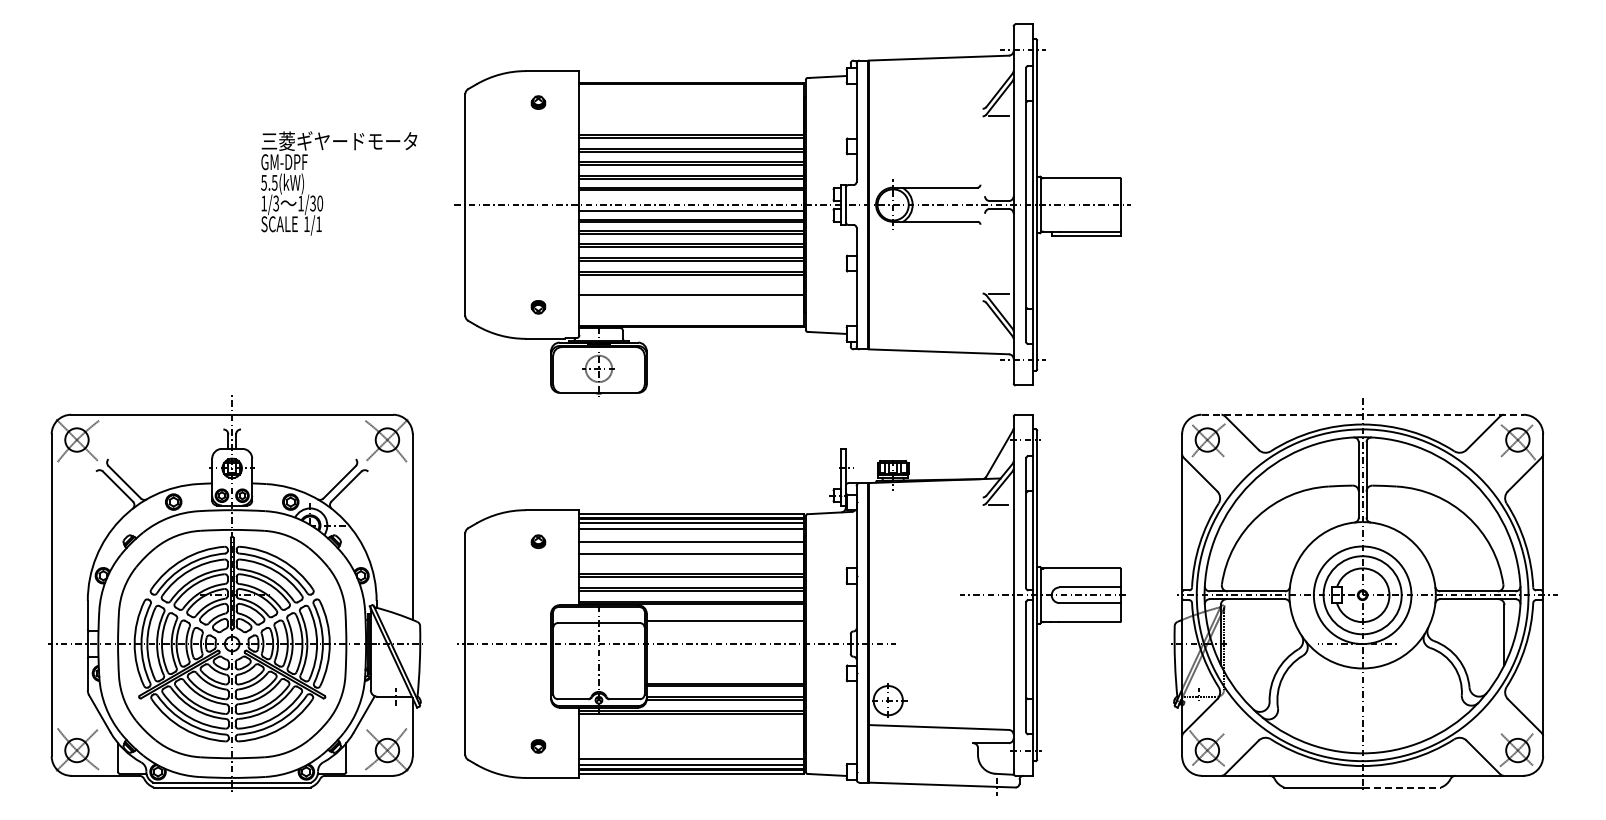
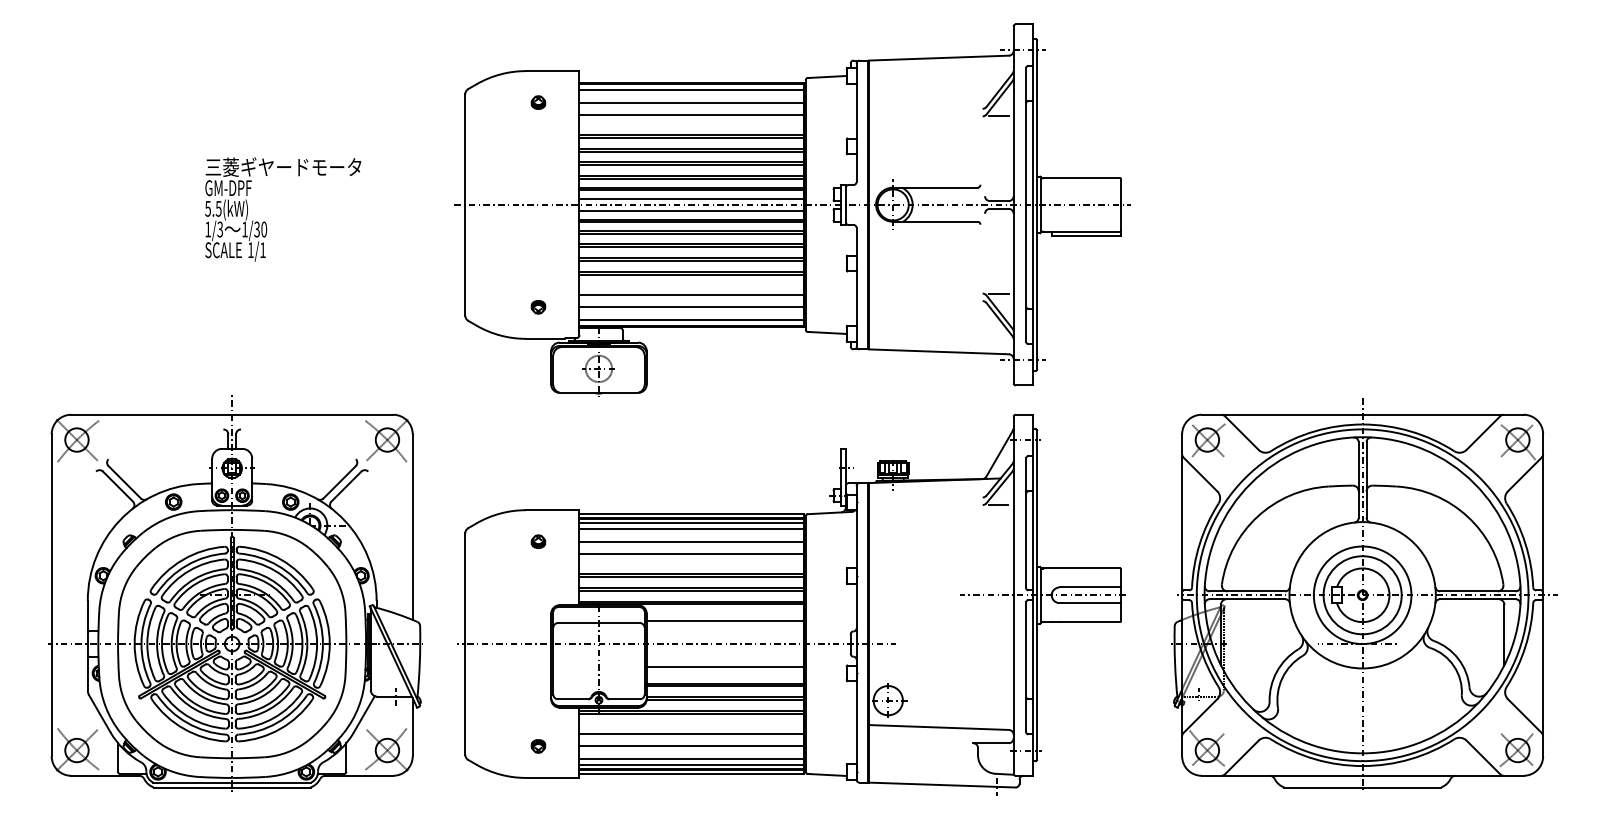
line: none -> present (691, 89)
line: none -> present (691, 102)
line: none -> present (691, 115)
text position: (339, 183) -> (283, 209) (283, 209)
line: none -> present (691, 198)
line: none -> present (691, 307)
line: none -> present (691, 320)
line: dashed -> solid (1362, 414)
line: none -> present (724, 667)
line: none -> present (691, 733)
line: none -> present (691, 746)
line: dashed -> solid (1402, 787)
